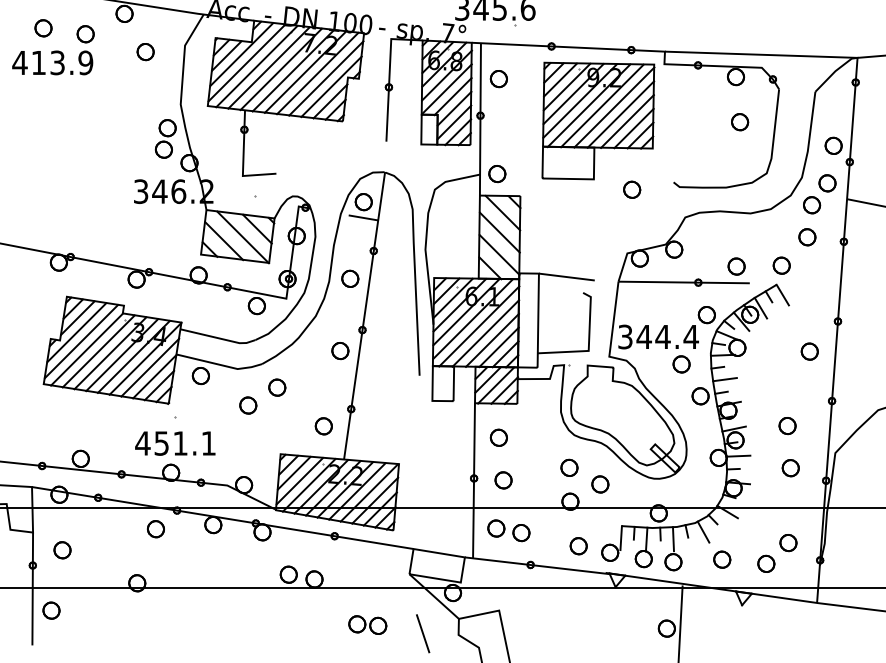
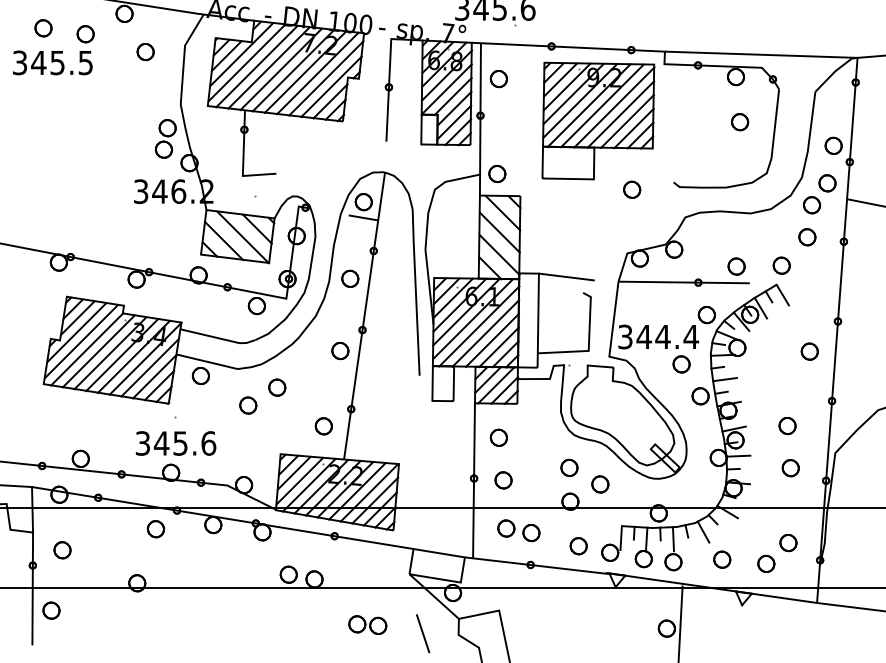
text: 413.9 -> 345.5 (52, 62)
text: 451.1 -> 345.6 (175, 443)
part position: (508, 530) -> (518, 530) (518, 530)
